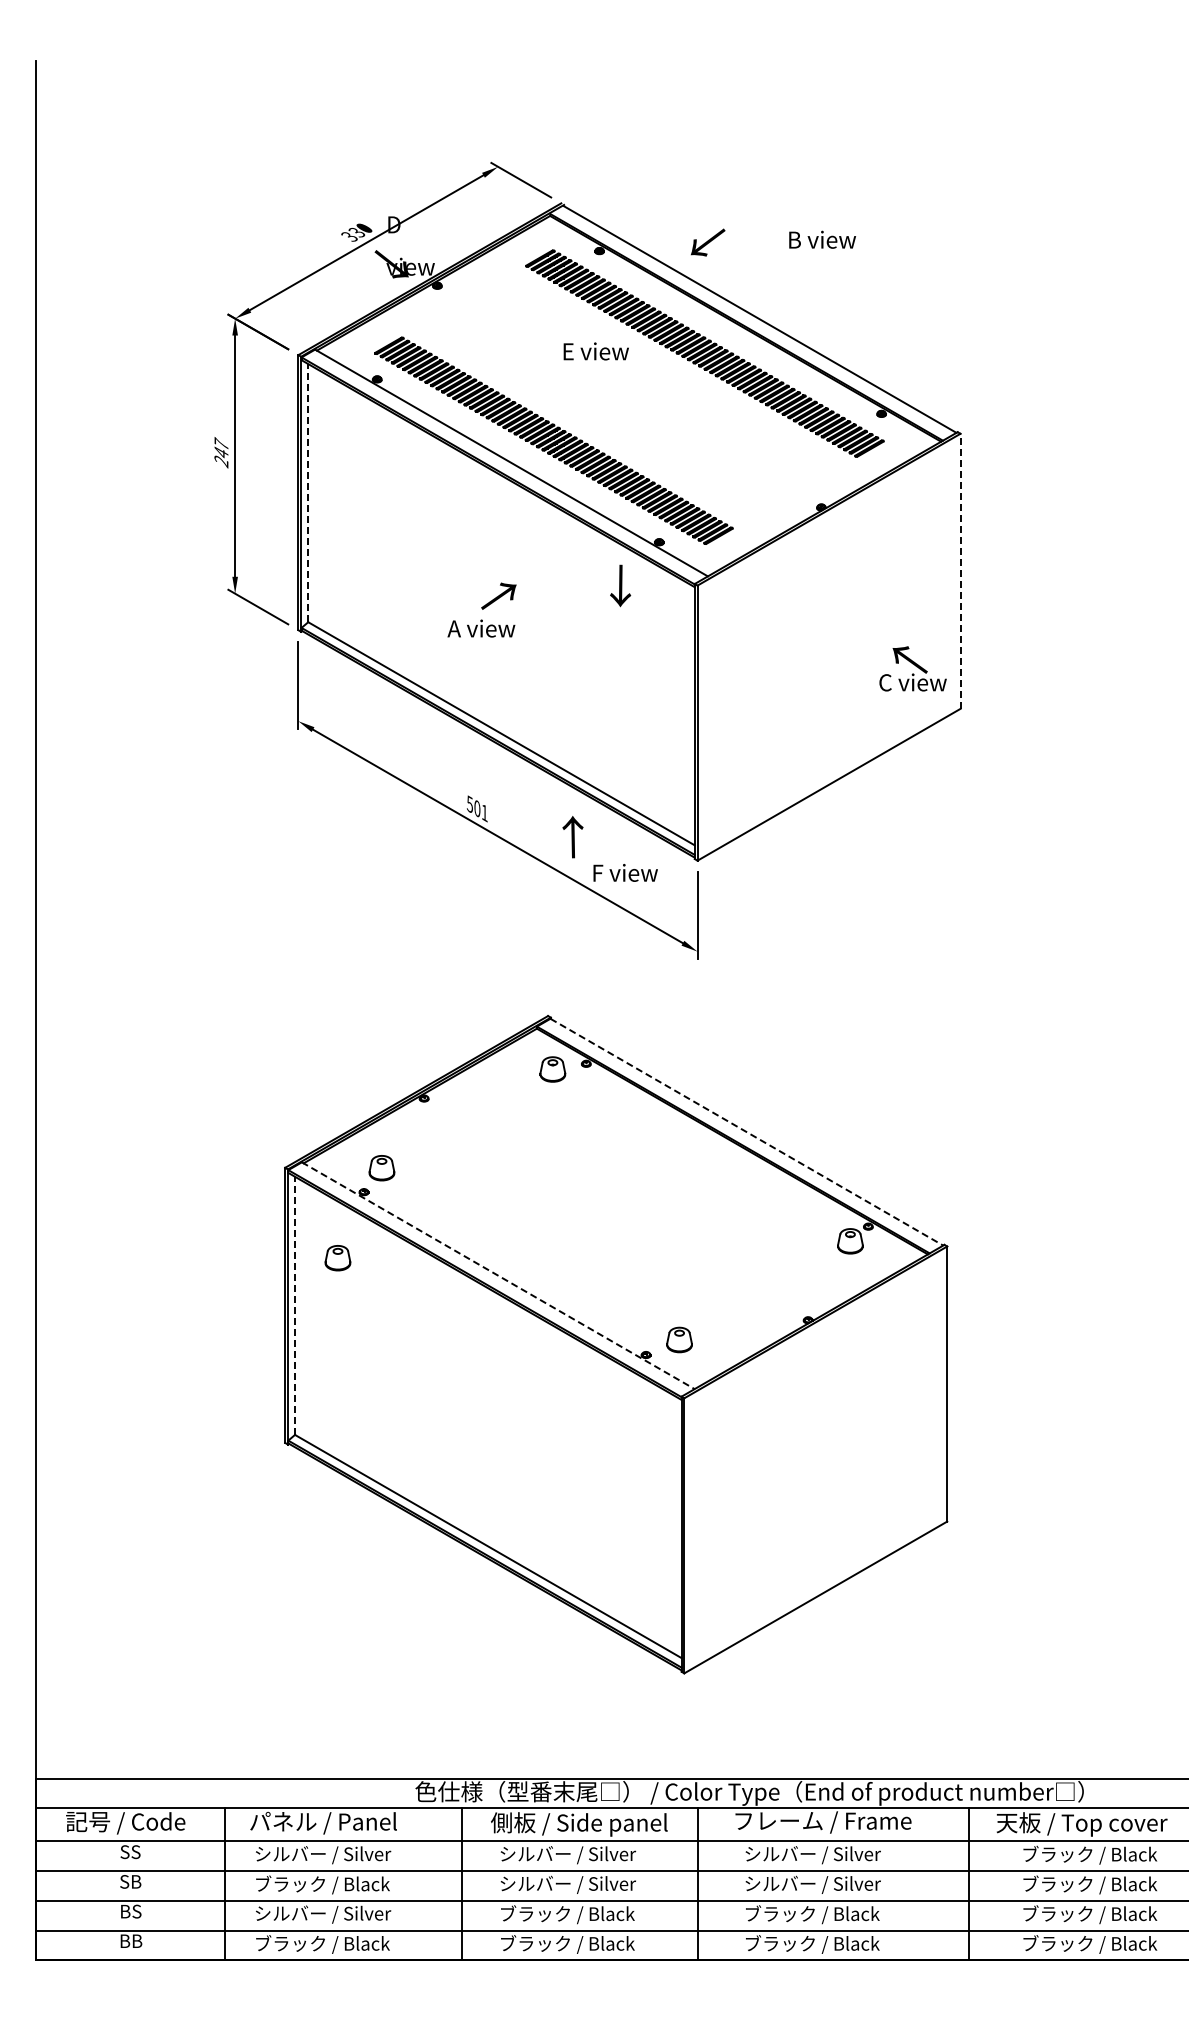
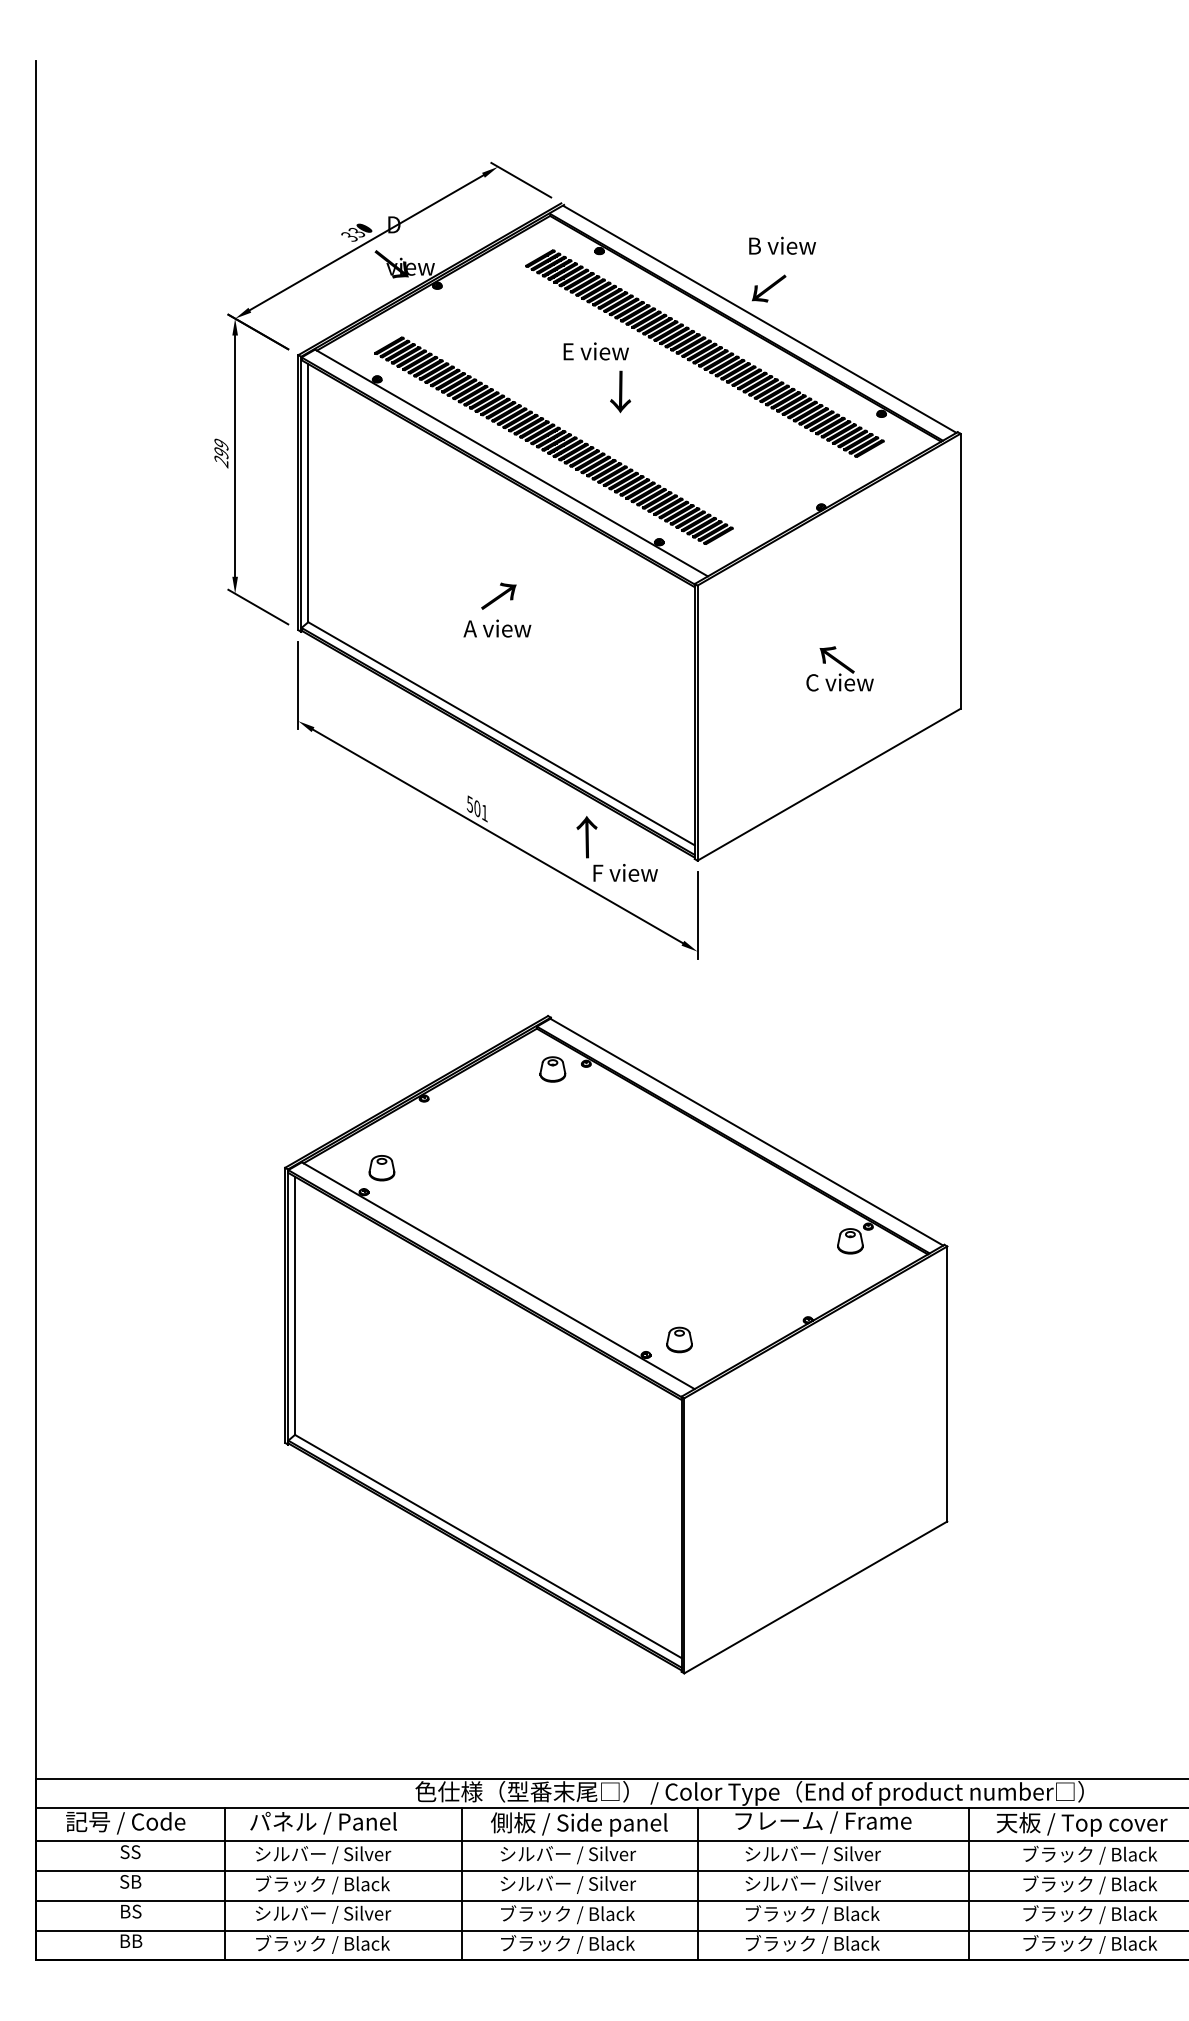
text position: (822, 239) -> (782, 245) (782, 245)
text position: (708, 242) -> (769, 288) (769, 288)
text: 247 -> 299 (221, 448)
line: dashed -> solid (308, 492)
line: dashed -> solid (960, 571)
text position: (620, 585) -> (620, 391) (620, 391)
text position: (481, 628) -> (497, 628) (497, 628)
text position: (912, 668) -> (839, 668) (839, 668)
text position: (572, 837) -> (586, 837) (586, 837)
line: dashed -> solid (746, 1132)
part: present -> none (337, 1258)
line: dashed -> solid (498, 1275)
line: dashed -> solid (295, 1305)
